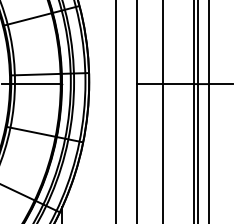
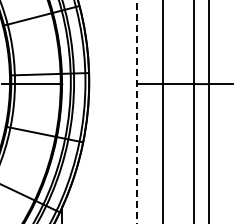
line: present -> none (116, 111)
line: solid -> dashed (137, 111)
line: present -> none (198, 111)
